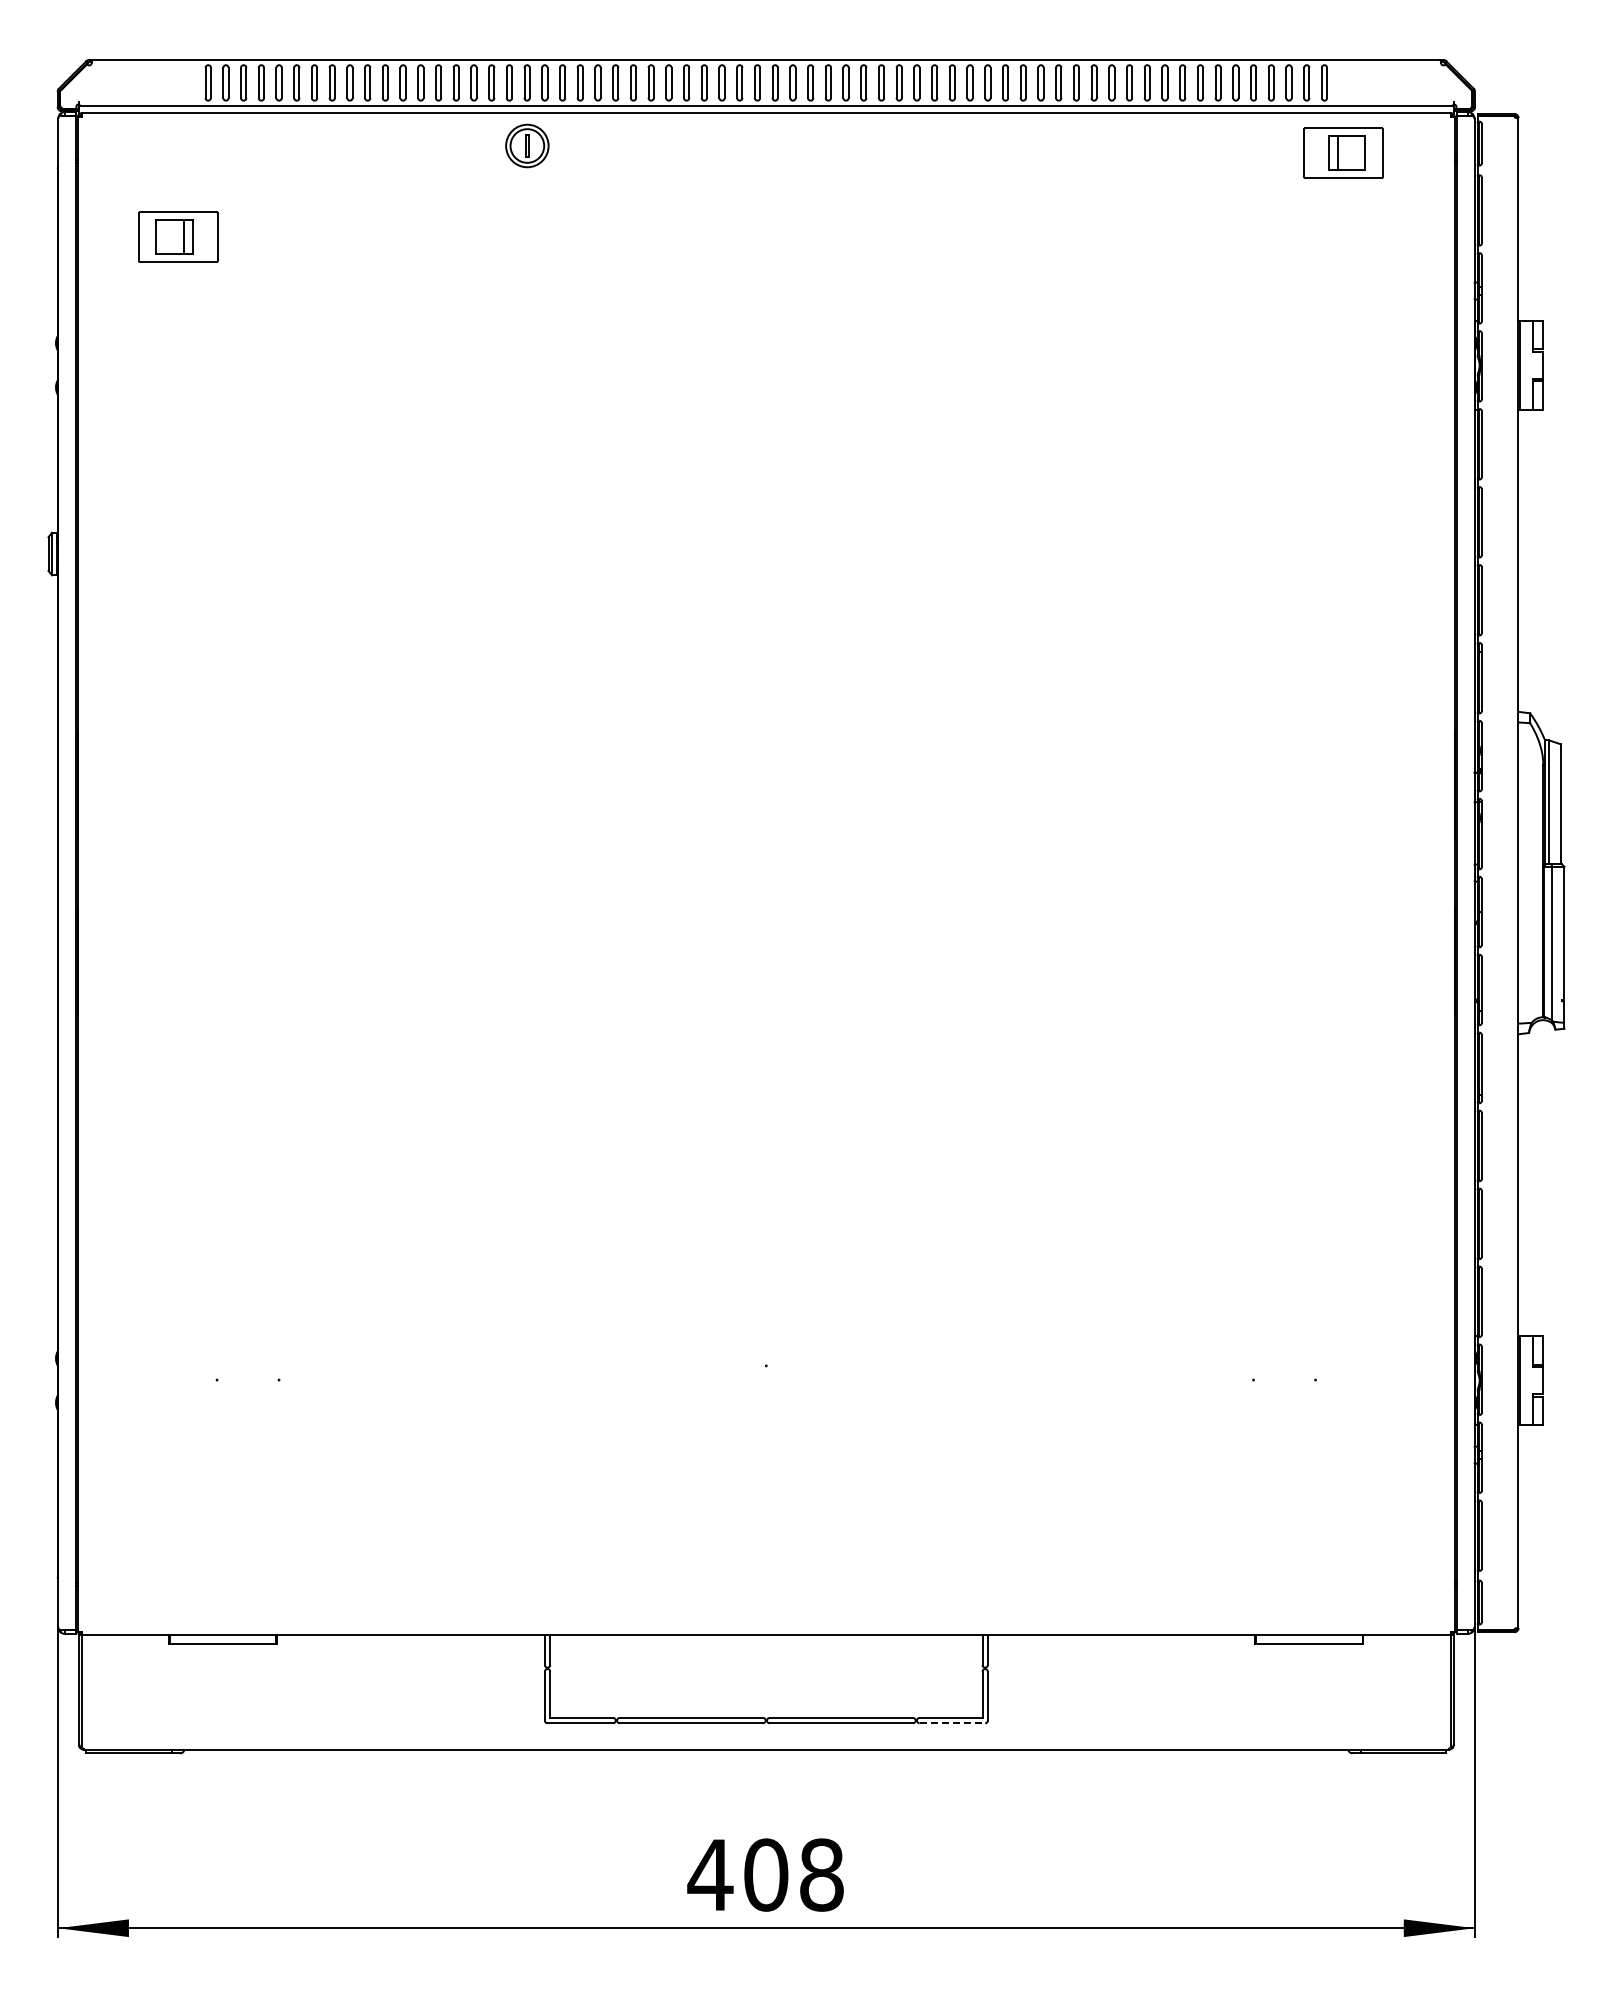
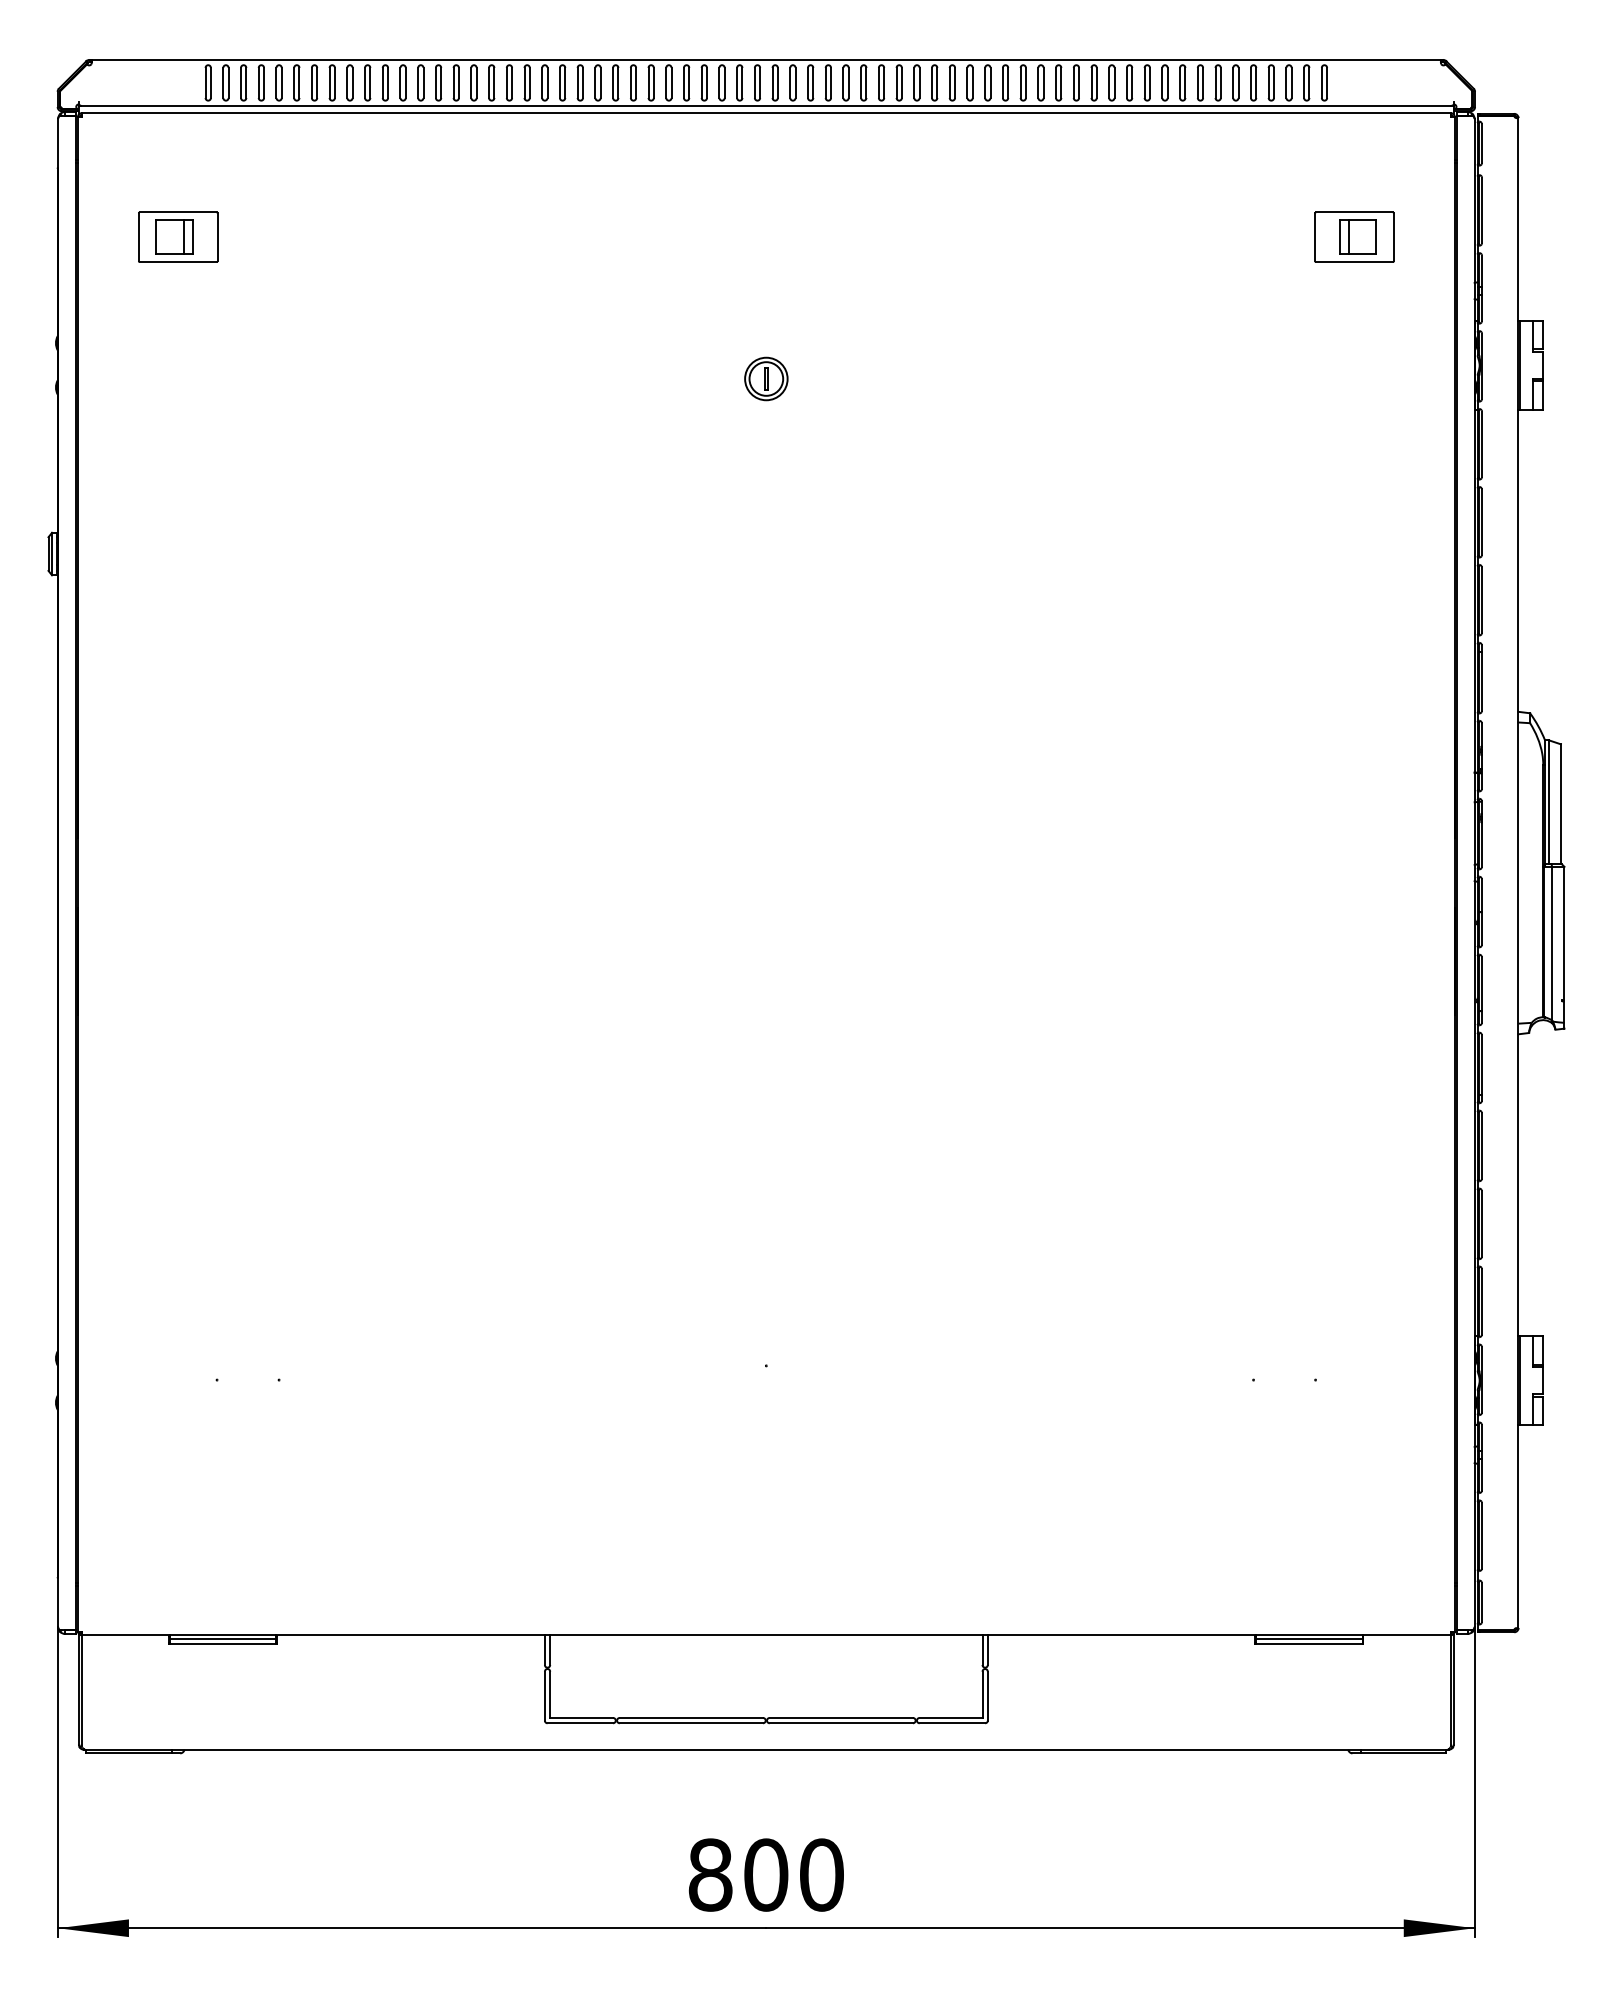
part position: (527, 145) -> (766, 378) (766, 378)
part position: (1343, 152) -> (1354, 236) (1354, 236)
line: none -> present (223, 1639)
line: none -> present (1309, 1639)
line: dashed -> solid (952, 1723)
text: 408 -> 800 (765, 1874)
